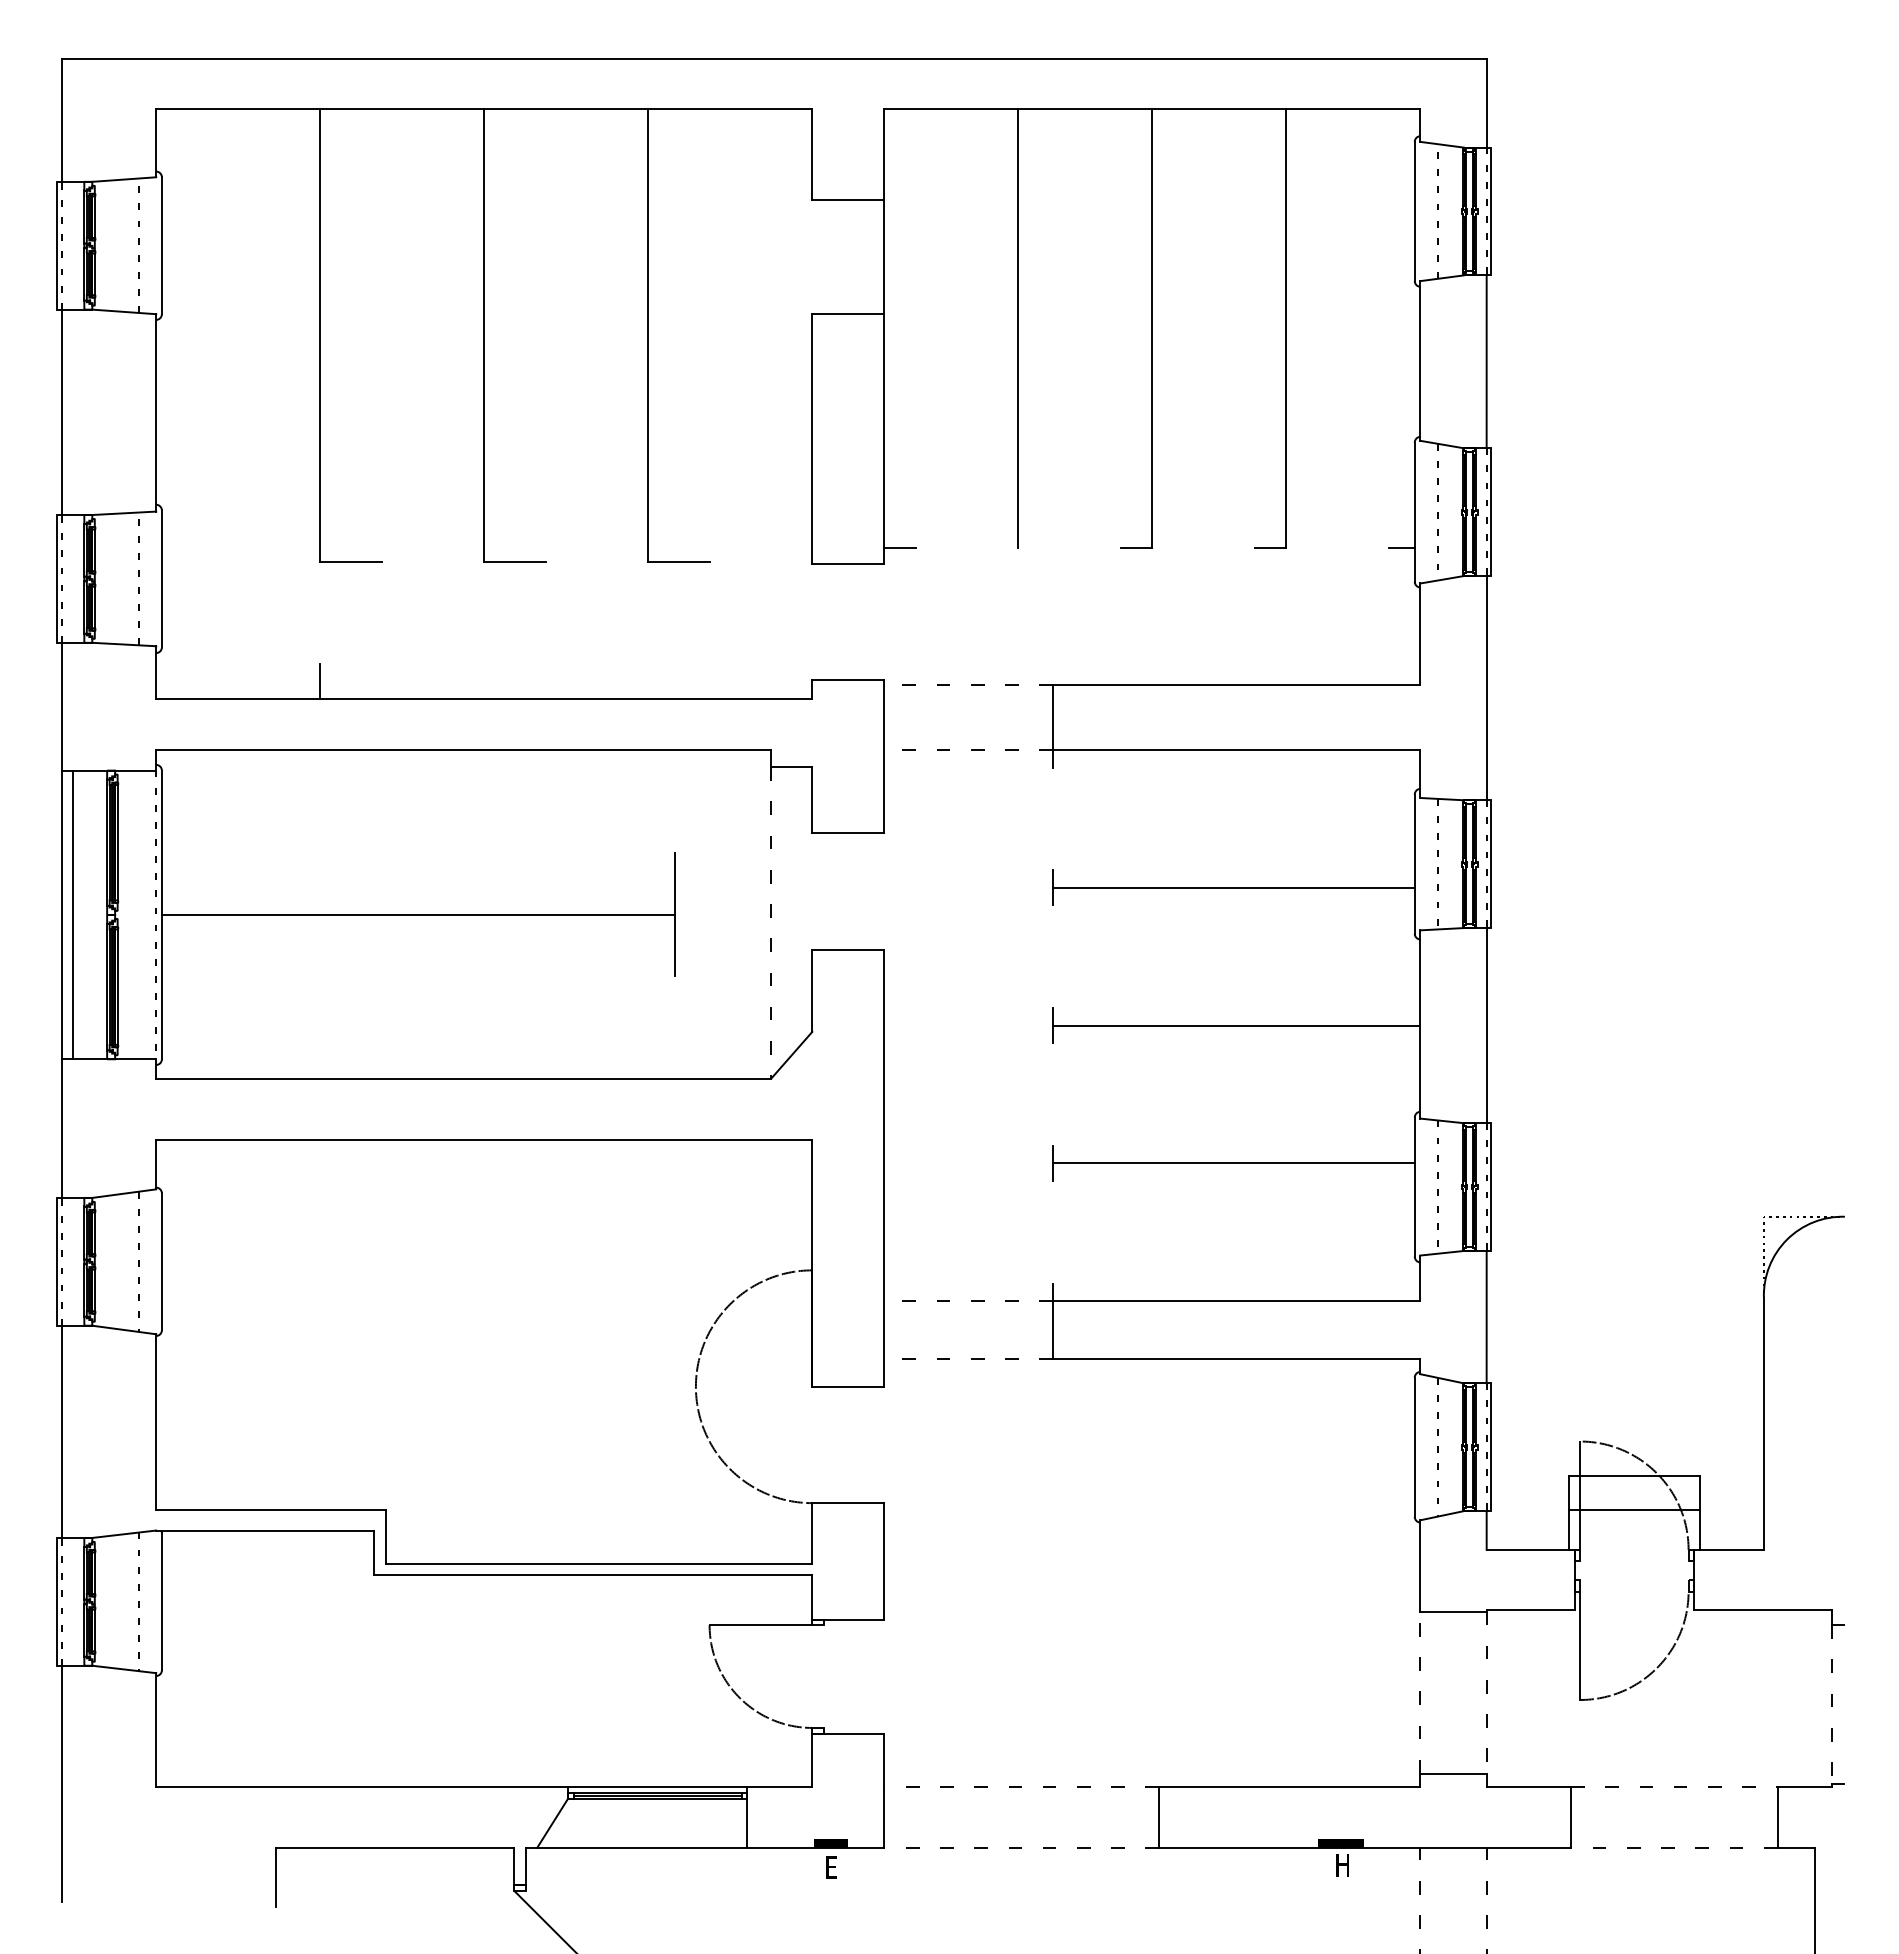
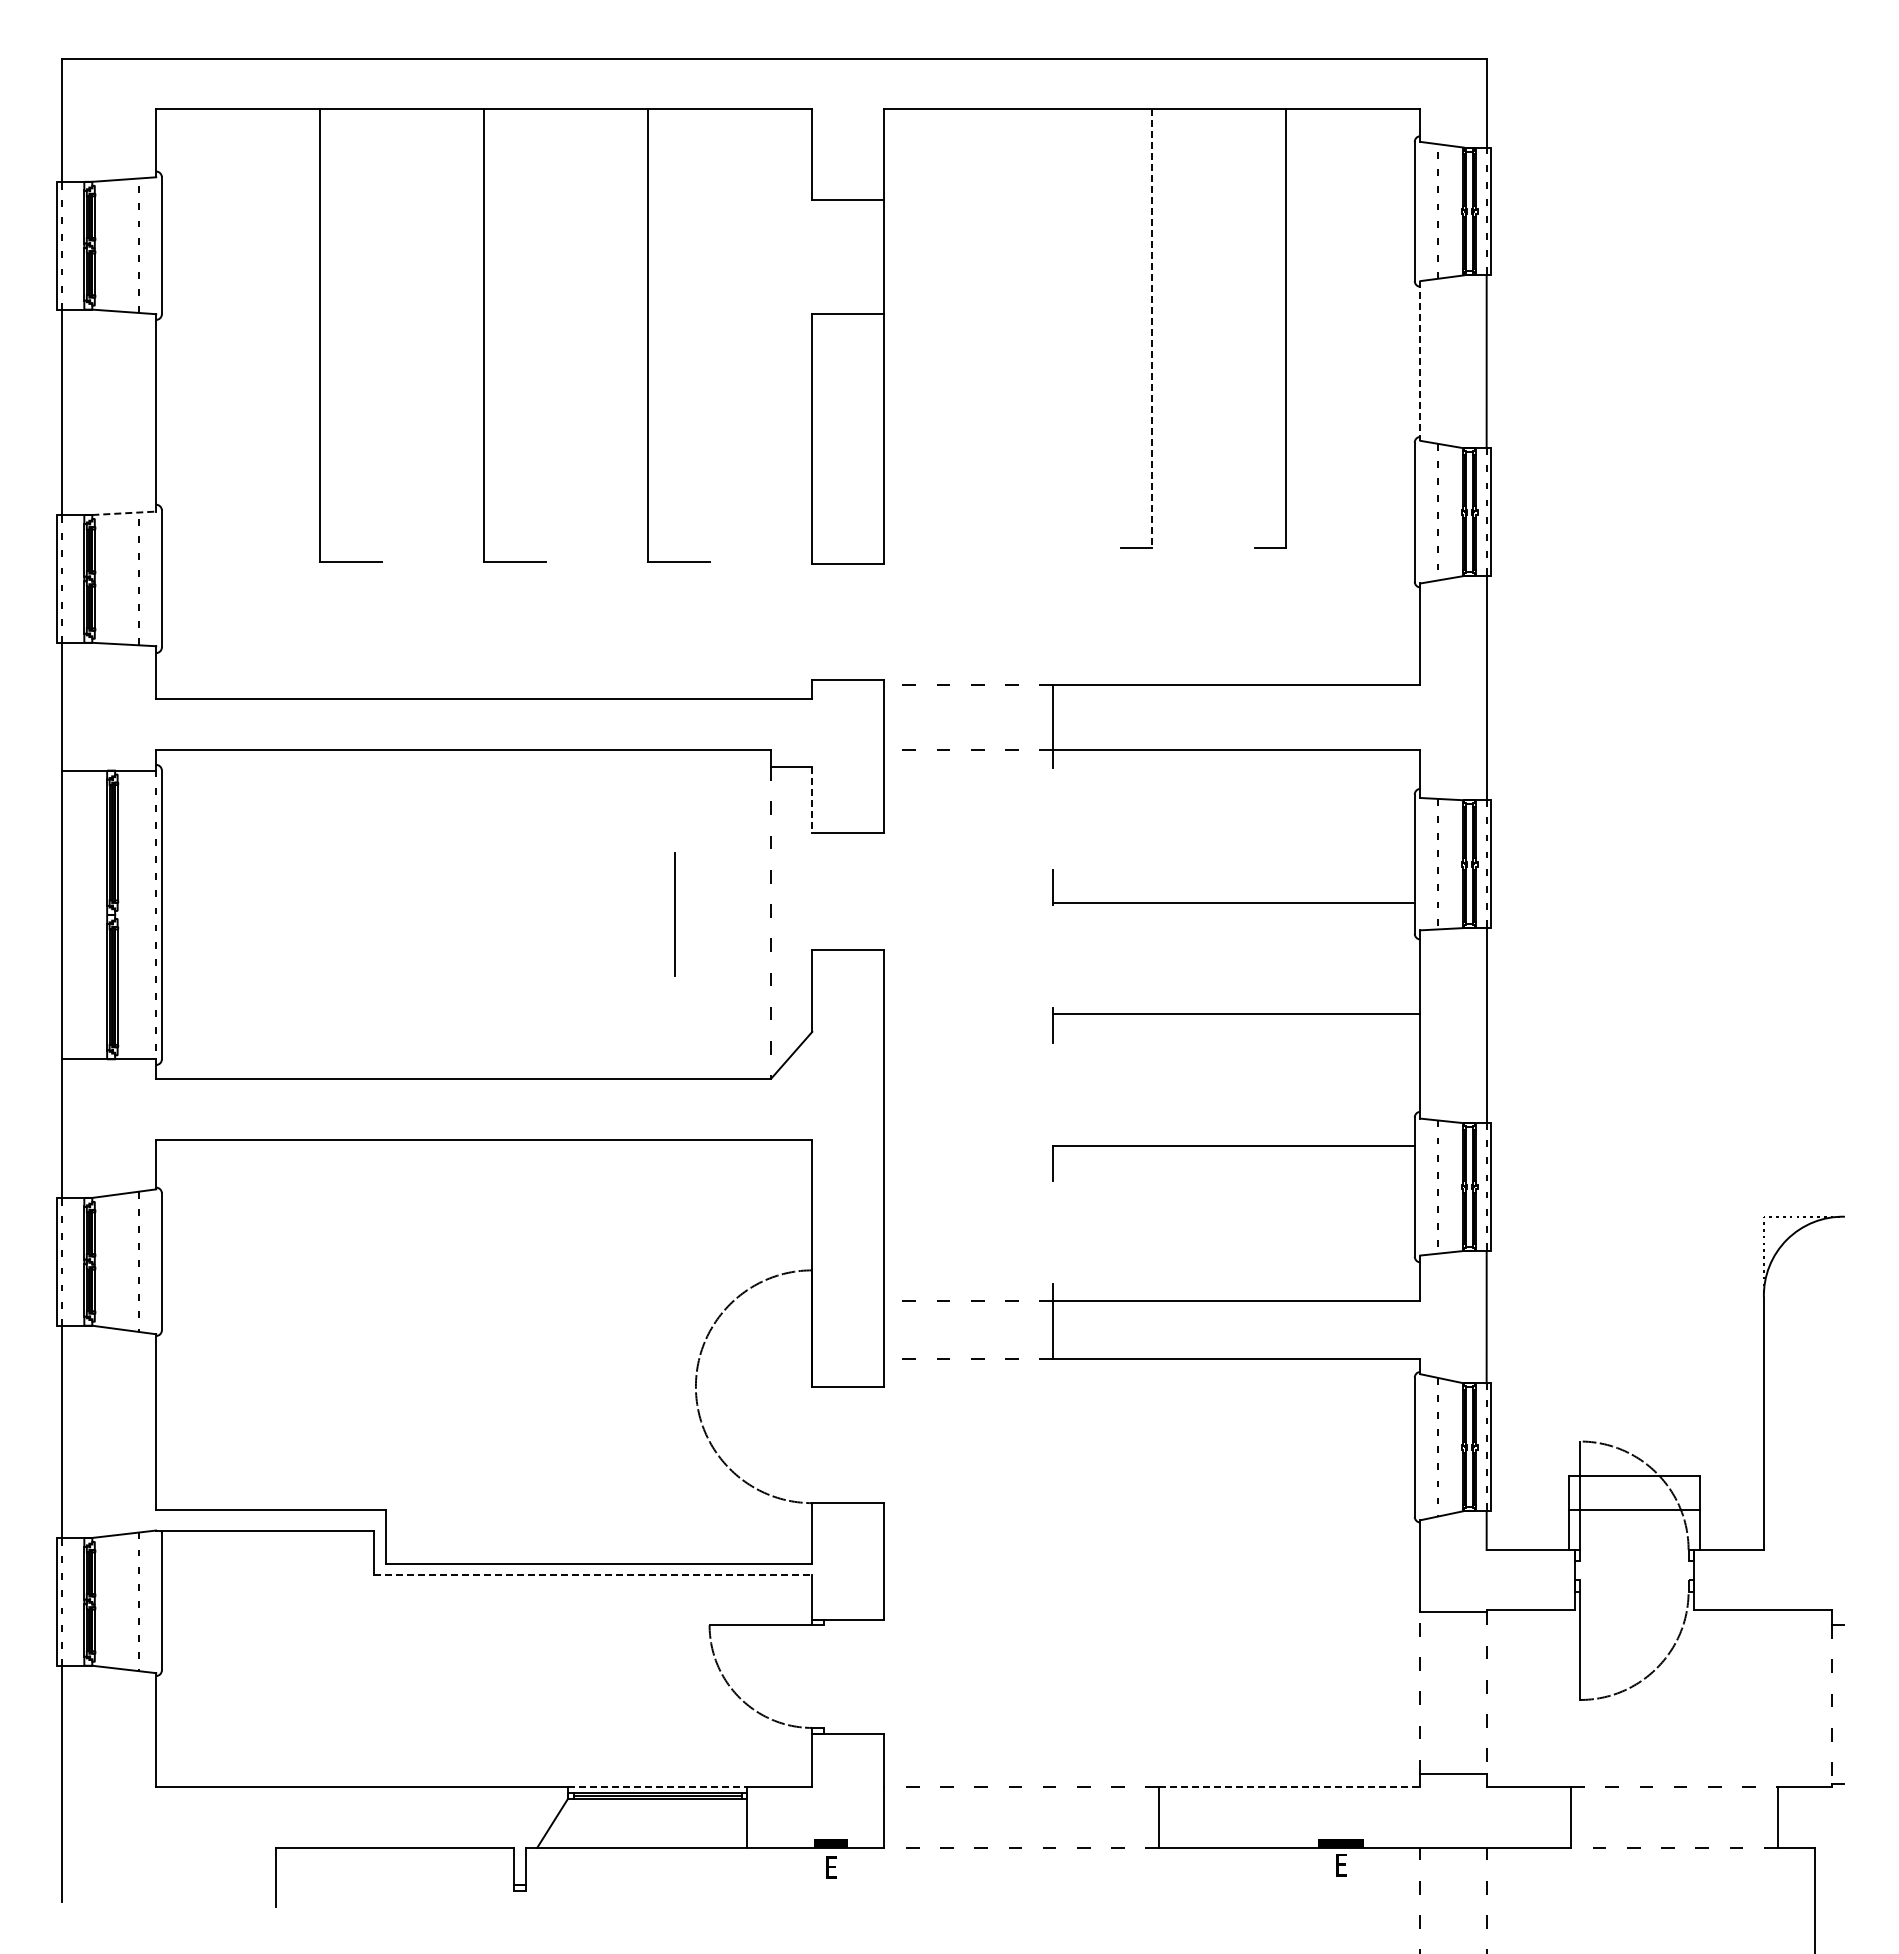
line: present -> none (1018, 328)
line: solid -> dashed (1152, 328)
line: solid -> dashed (1420, 360)
line: solid -> dashed (124, 513)
line: present -> none (899, 548)
line: present -> none (1401, 548)
line: present -> none (320, 681)
line: solid -> dashed (812, 800)
line position: (1233, 887) -> (1233, 902) (1233, 902)
line: present -> none (72, 914)
line: present -> none (418, 914)
line position: (1236, 1025) -> (1236, 1013) (1236, 1013)
line position: (1233, 1163) -> (1233, 1146) (1233, 1146)
line: solid -> dashed (593, 1575)
line: solid -> dashed (657, 1787)
line: solid -> dashed (1289, 1787)
text: H -> E (1343, 1865)
line: present -> none (544, 1920)
